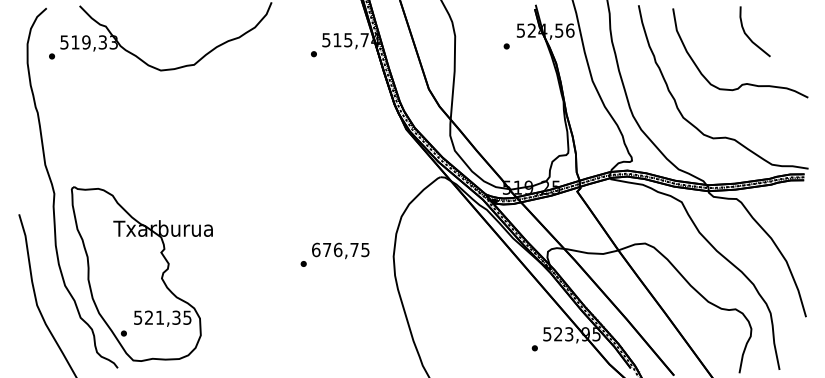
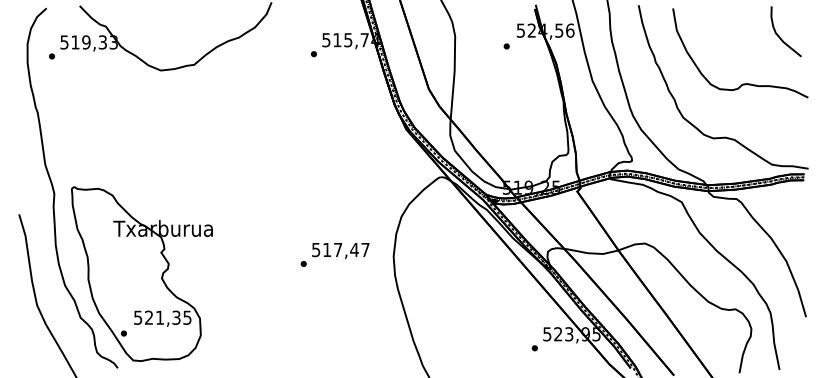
curve position: (748, 35) -> (779, 35) (779, 35)
text: 676,75 -> 517,47 (340, 249)
